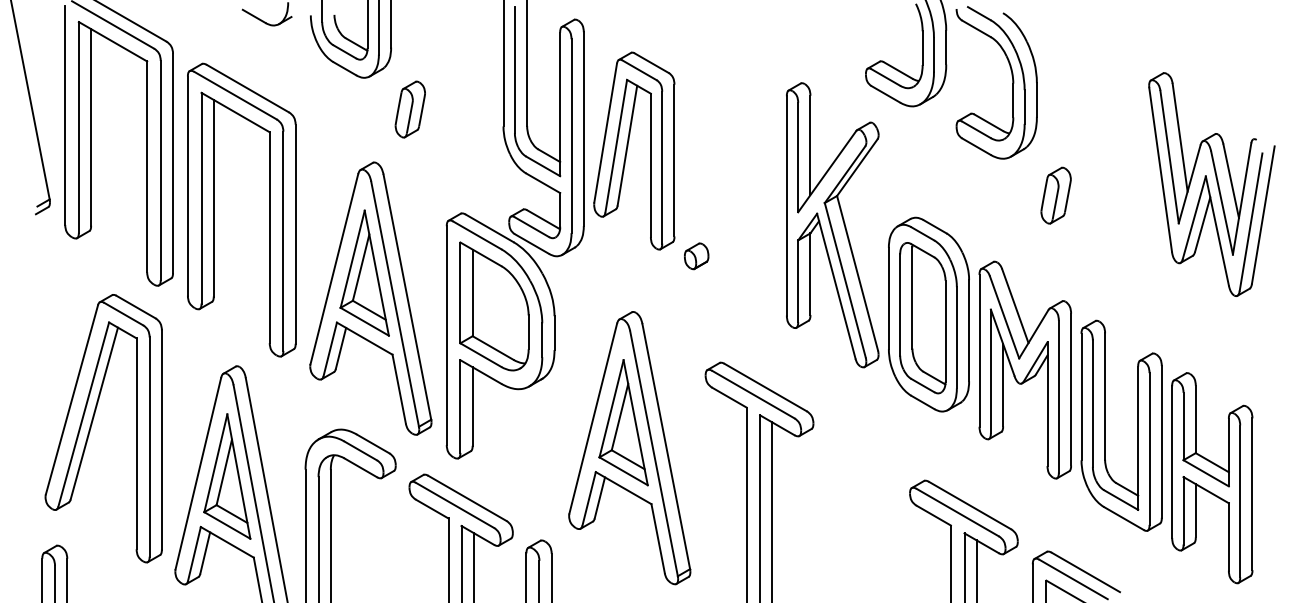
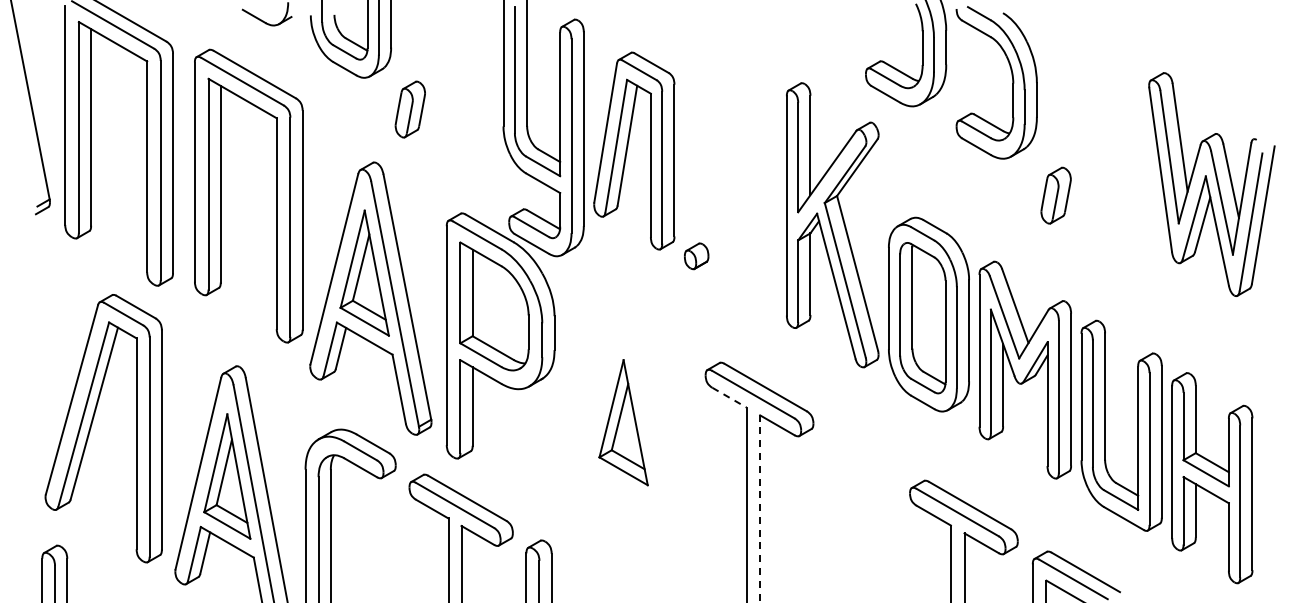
part position: (214, 209) -> (221, 195) (221, 195)
line: solid -> dashed (729, 397)
part: present -> none (629, 448)
line: solid -> dashed (760, 508)
line: present -> none (772, 510)
line: present -> none (473, 566)
line: present -> none (976, 569)
